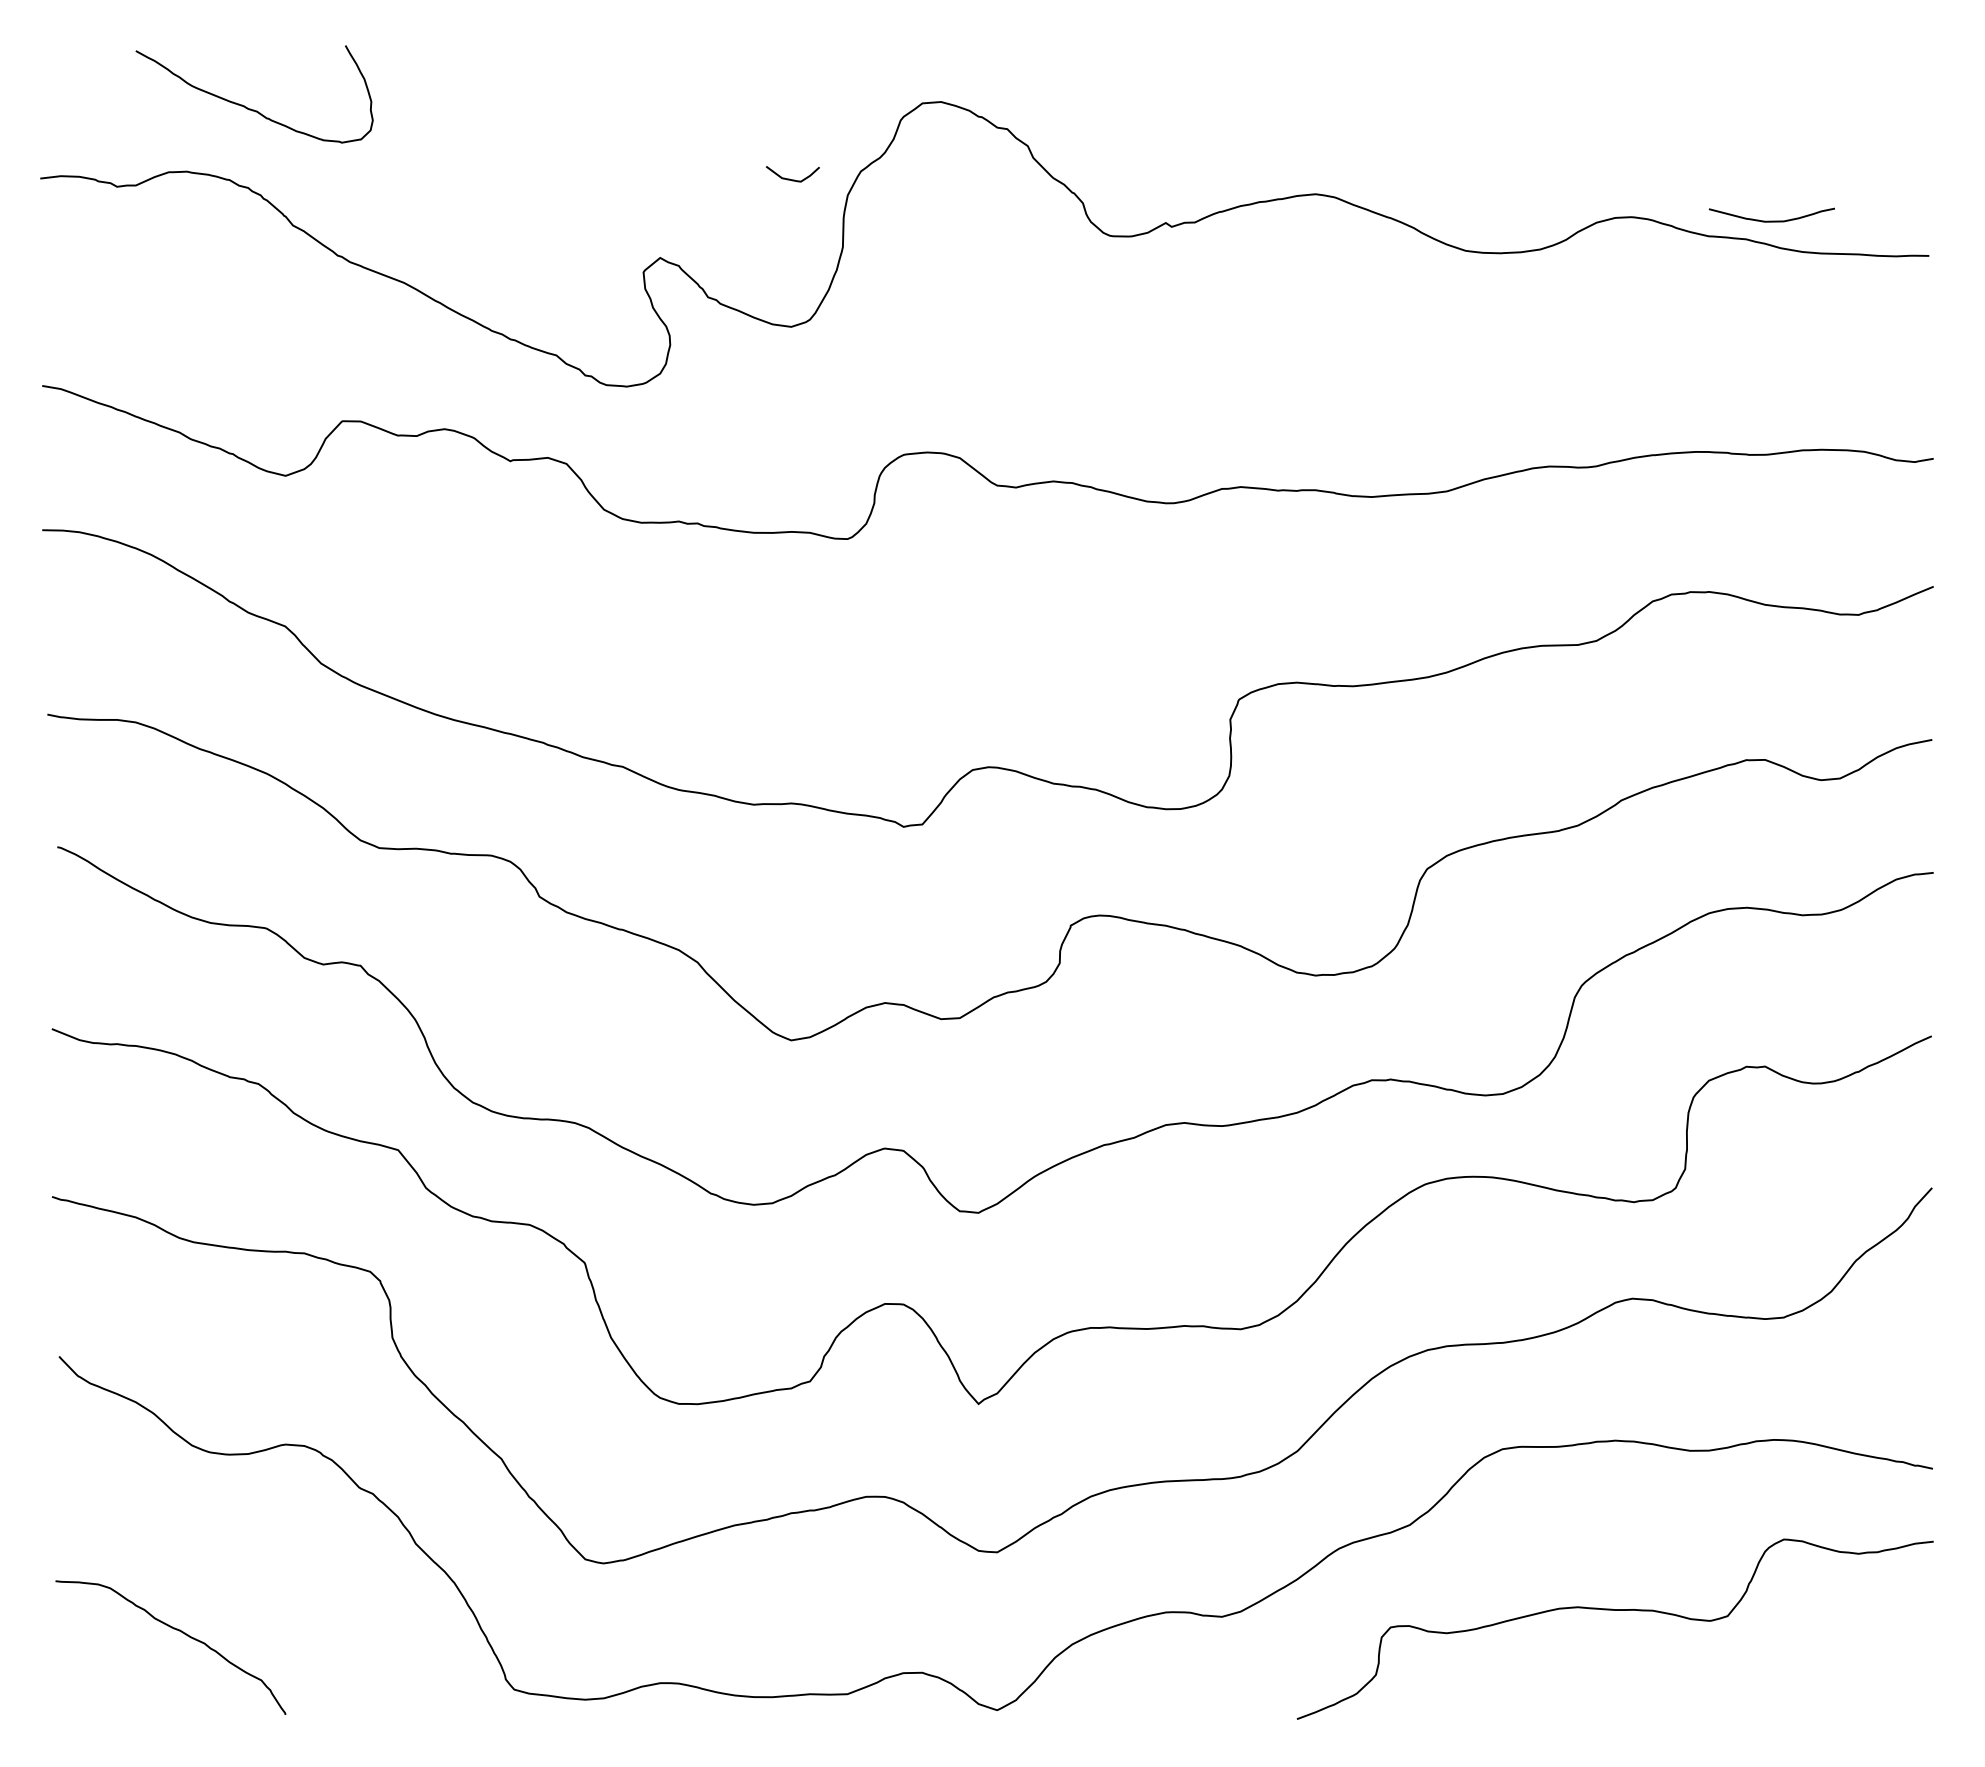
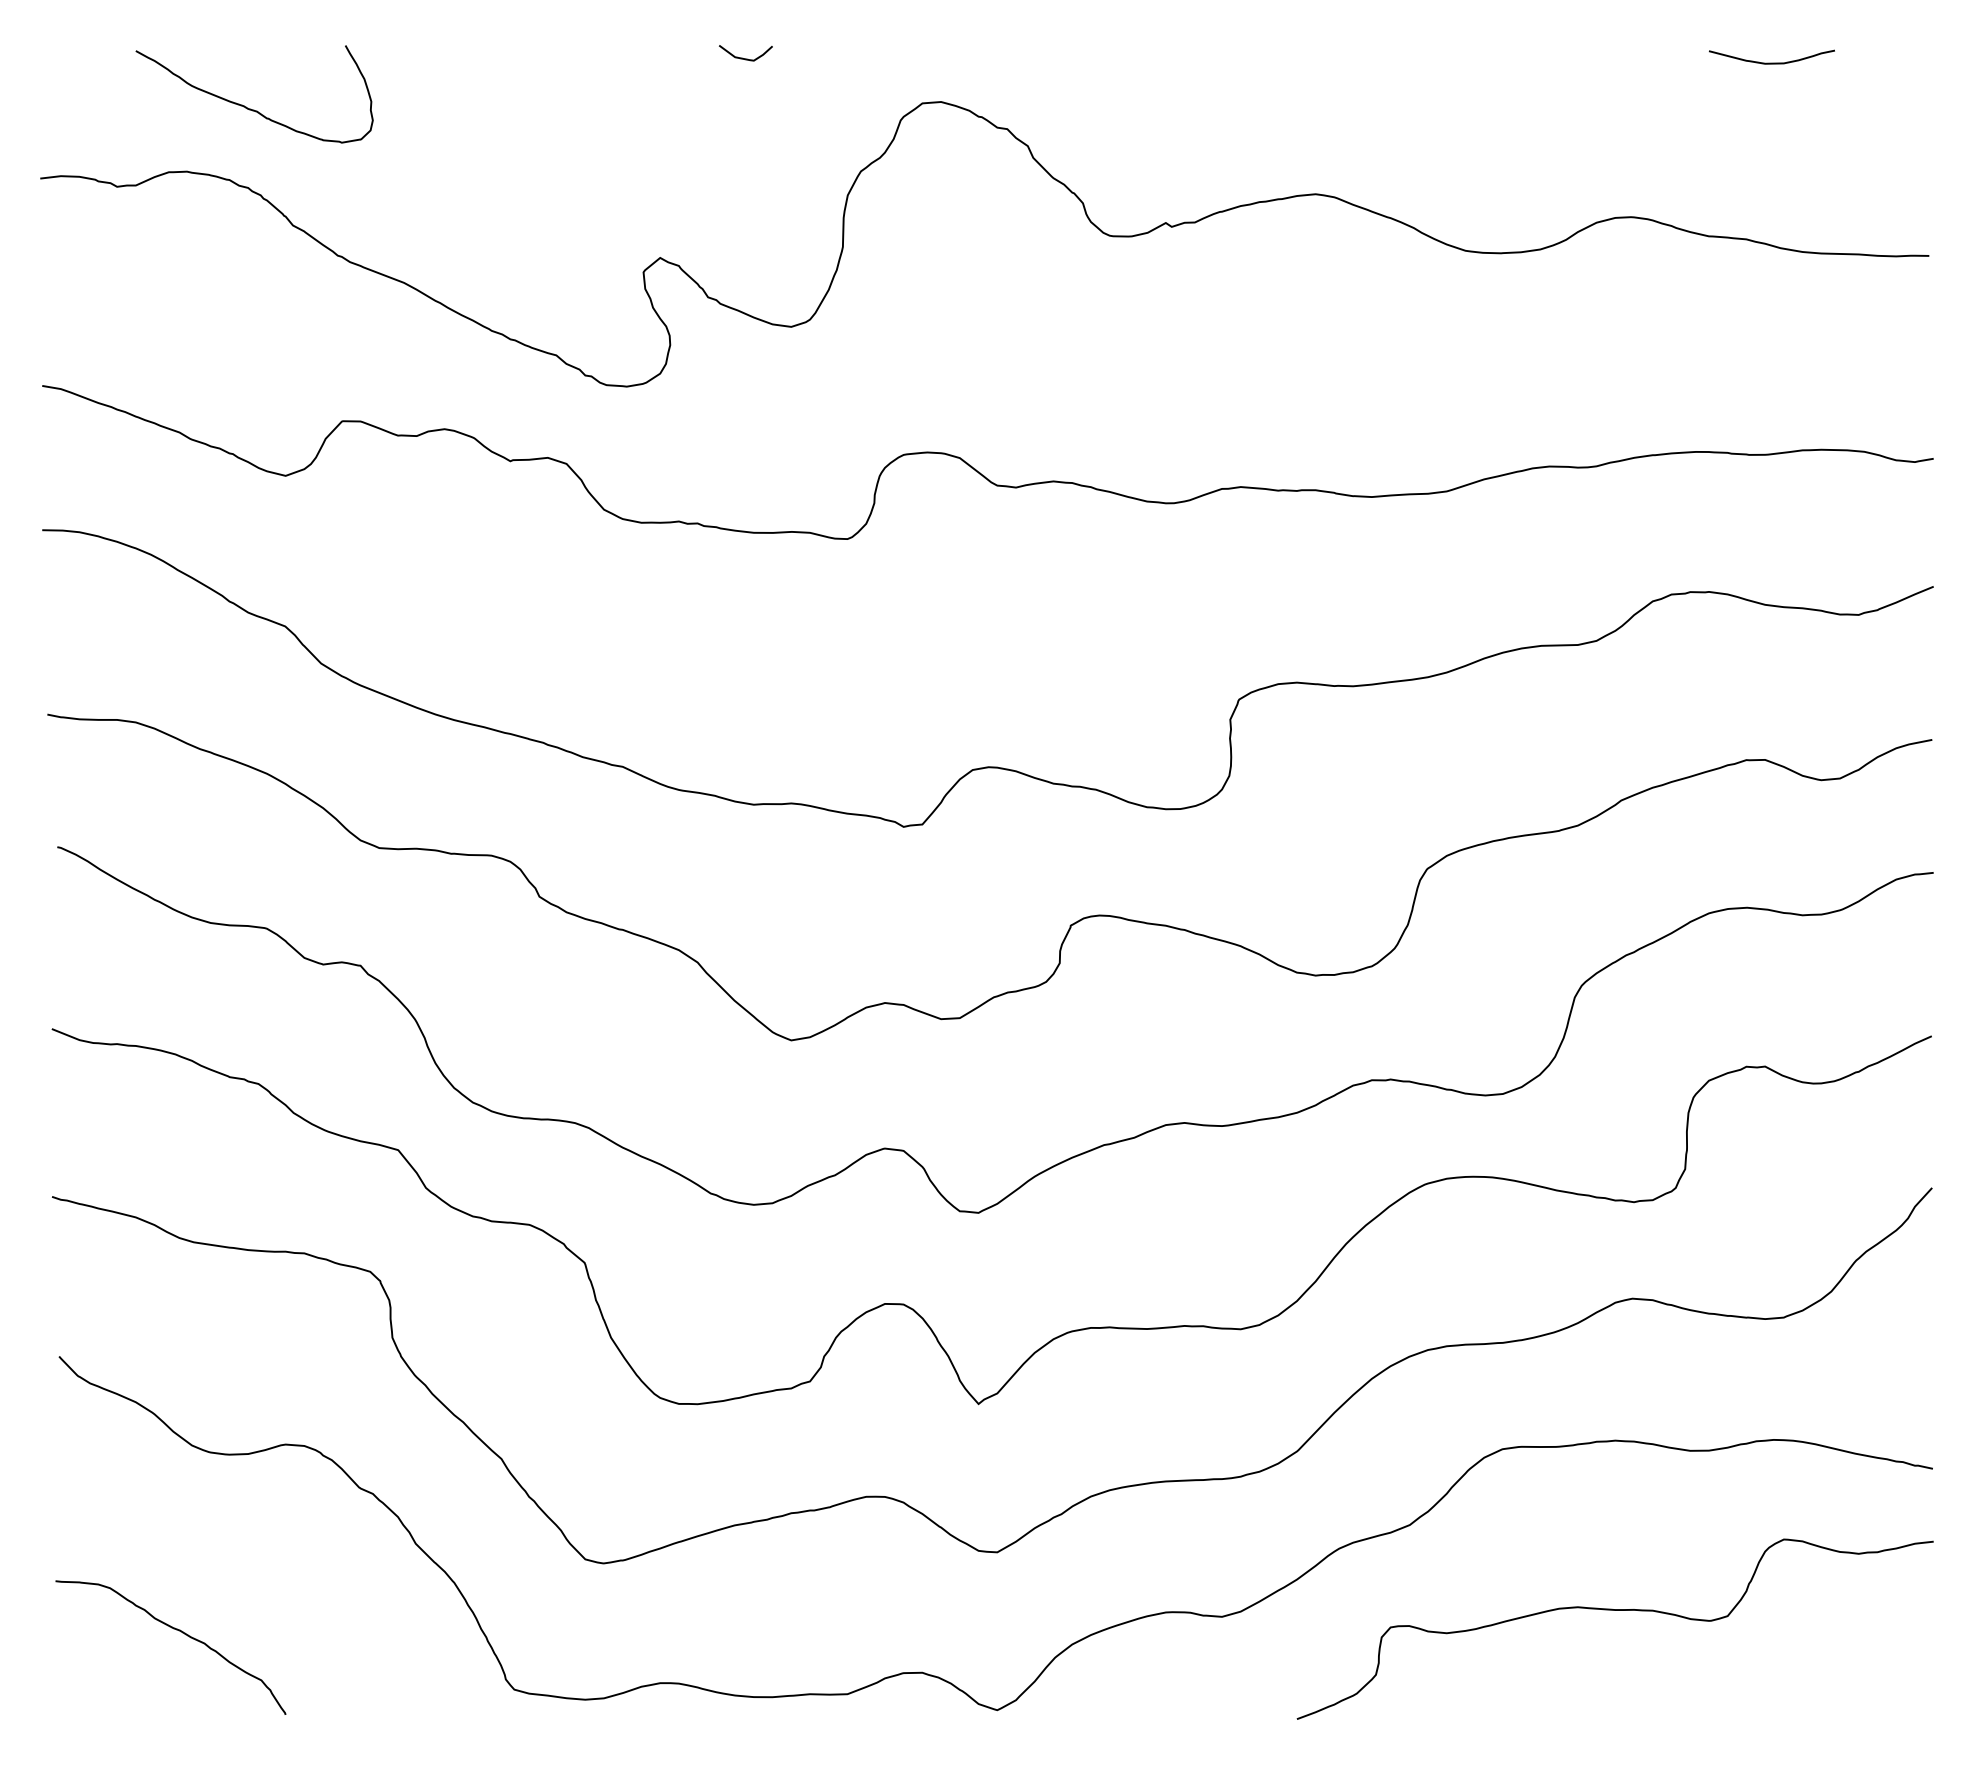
curve position: (789, 178) -> (742, 57) (742, 57)
curve position: (1771, 220) -> (1771, 62) (1771, 62)
